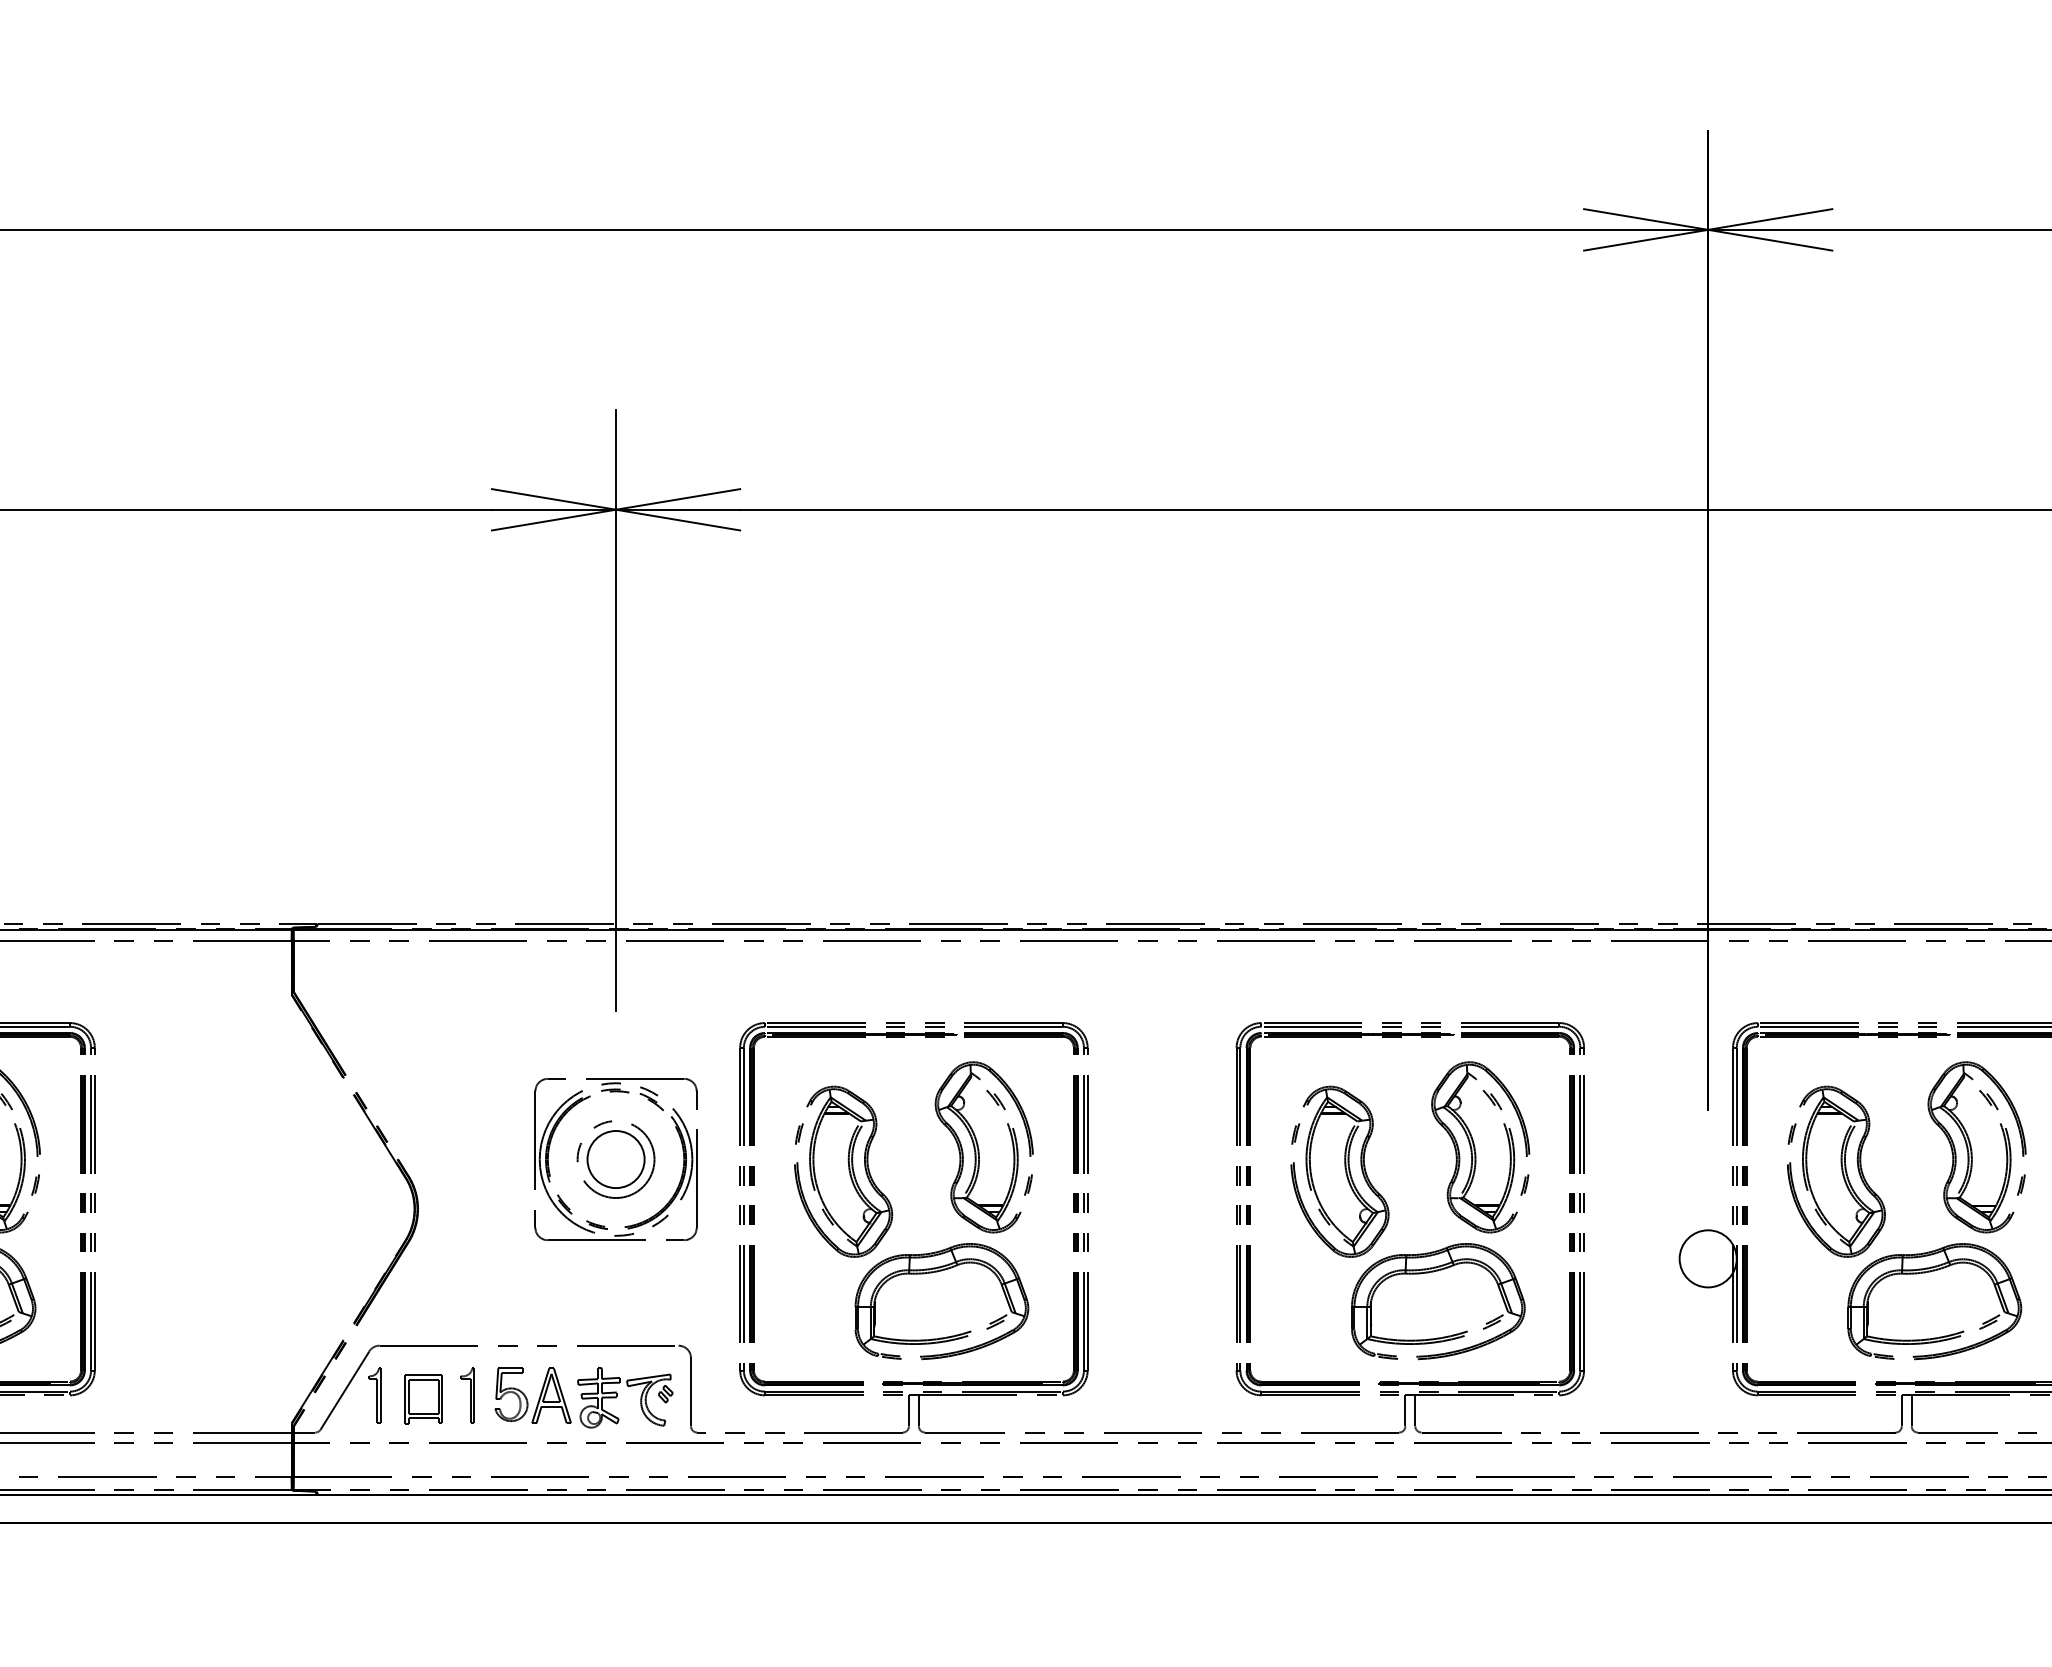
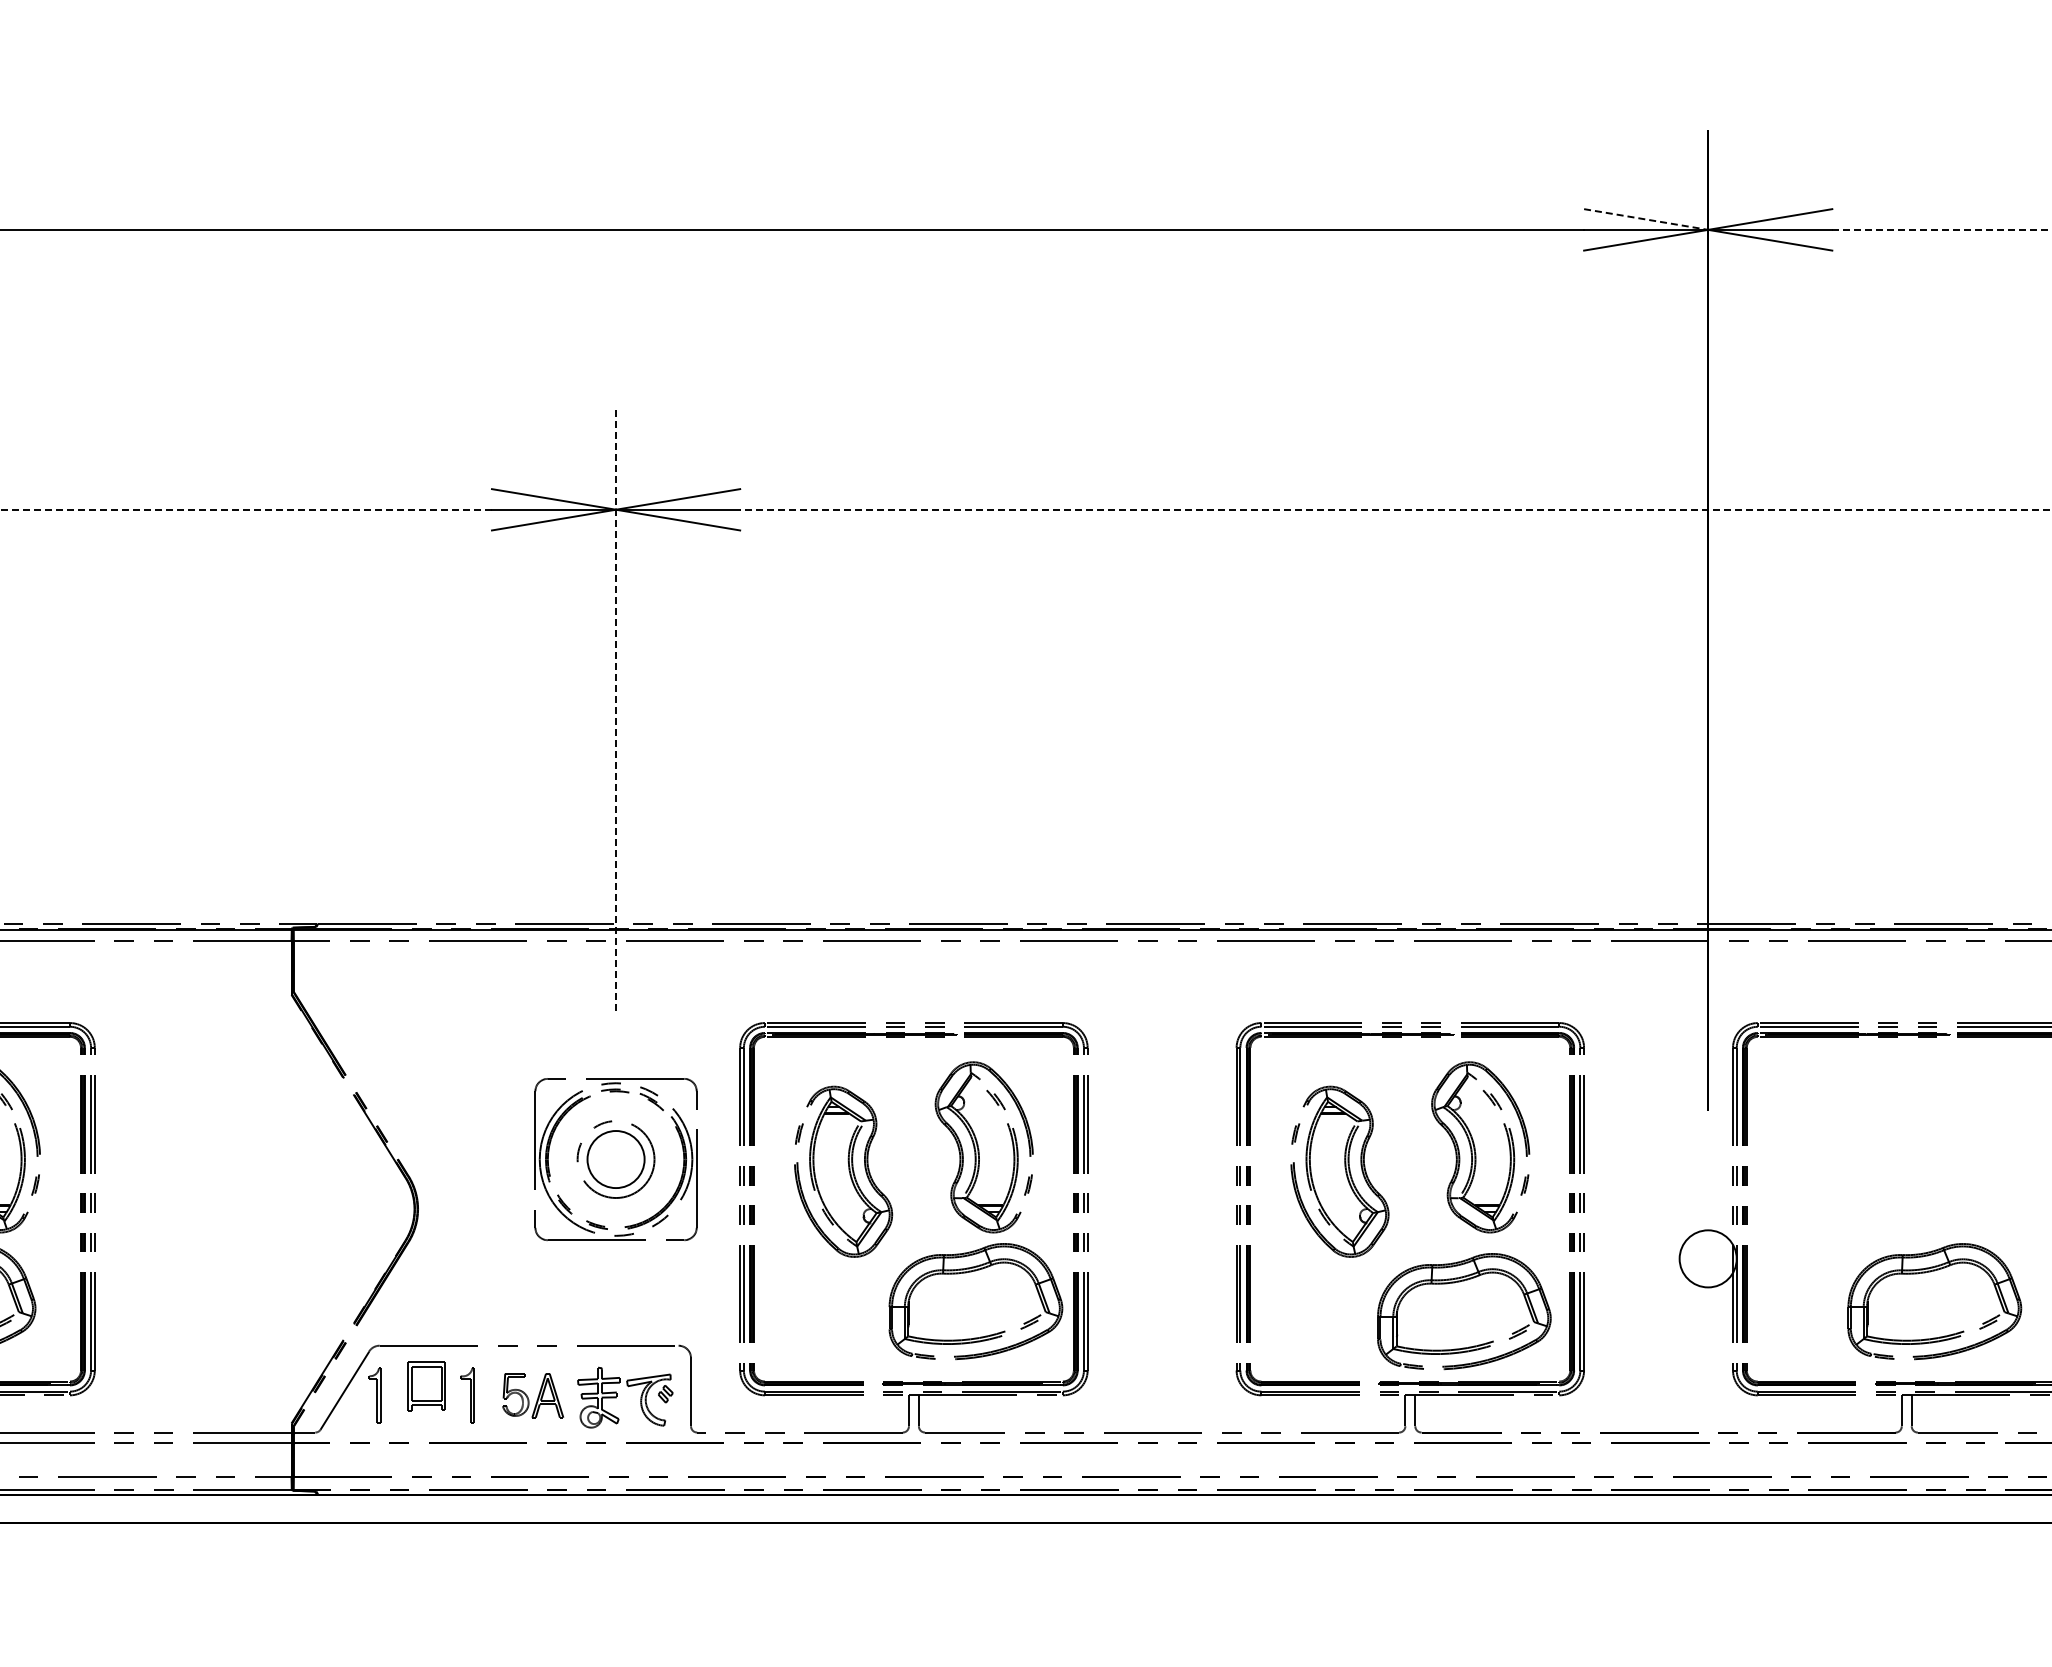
line: solid -> dashed (1646, 219)
line: solid -> dashed (1942, 229)
line: solid -> dashed (246, 509)
line: solid -> dashed (1396, 509)
line: solid -> dashed (616, 710)
part: present -> none (1976, 1147)
part: present -> none (1836, 1171)
part position: (937, 1272) -> (971, 1272) (971, 1272)
part position: (1433, 1272) -> (1459, 1282) (1459, 1282)
part size: 78x57 px -> 63x46 px (533, 1395)
part position: (423, 1399) -> (426, 1386) (426, 1386)
